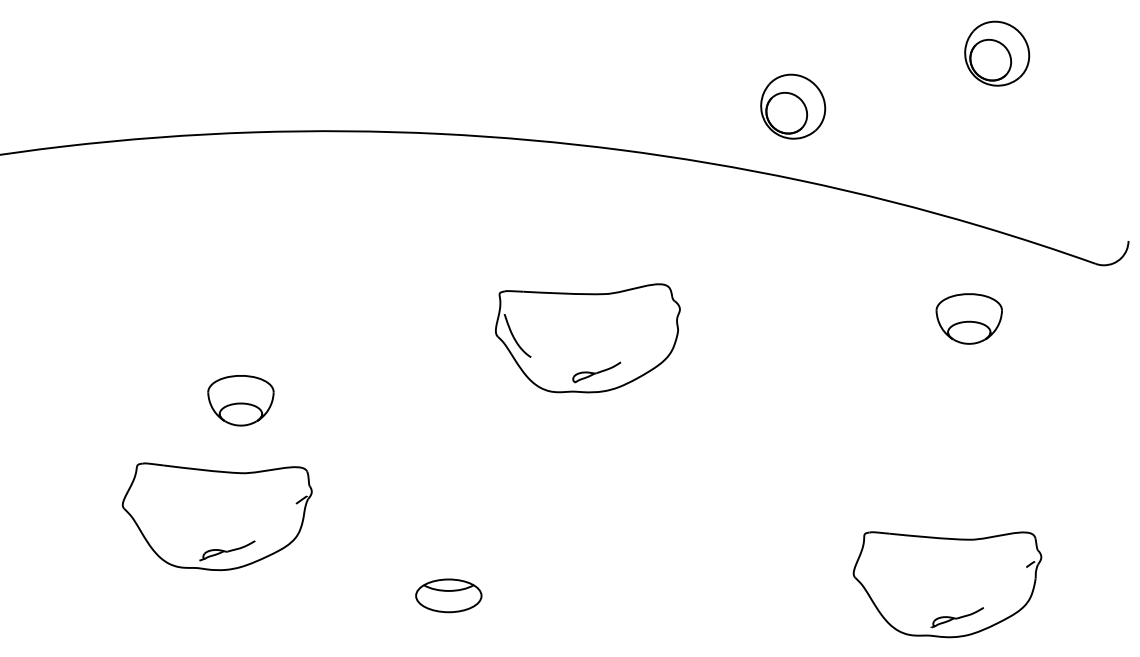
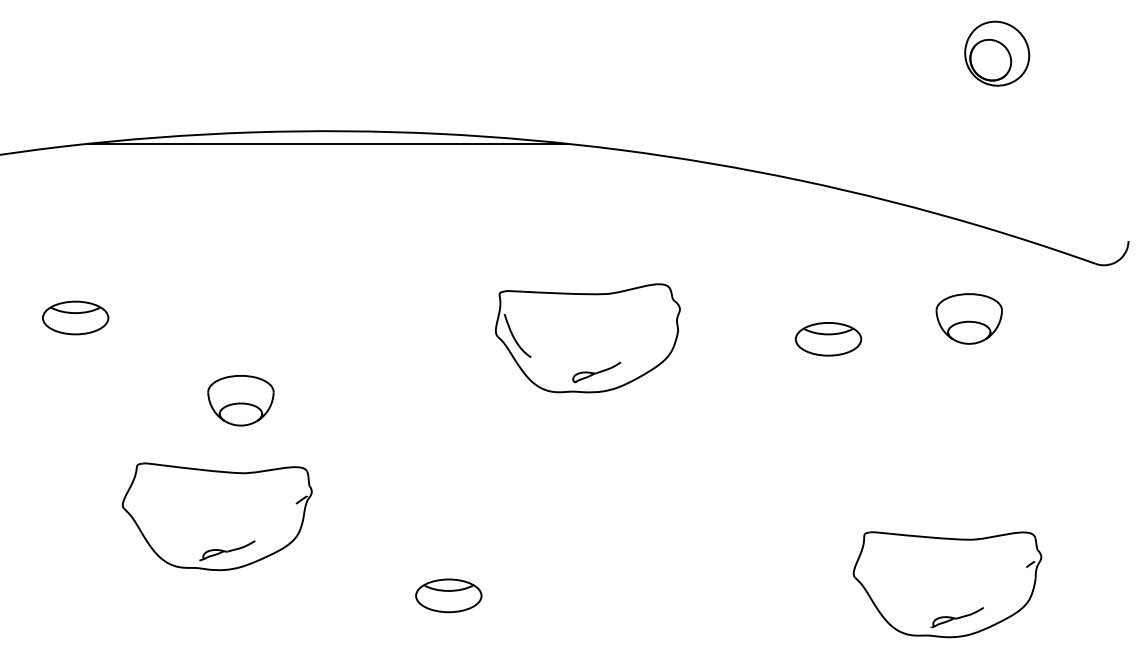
part: present -> none (793, 106)
line: none -> present (327, 143)
part: none -> present (75, 317)
part: none -> present (828, 339)
